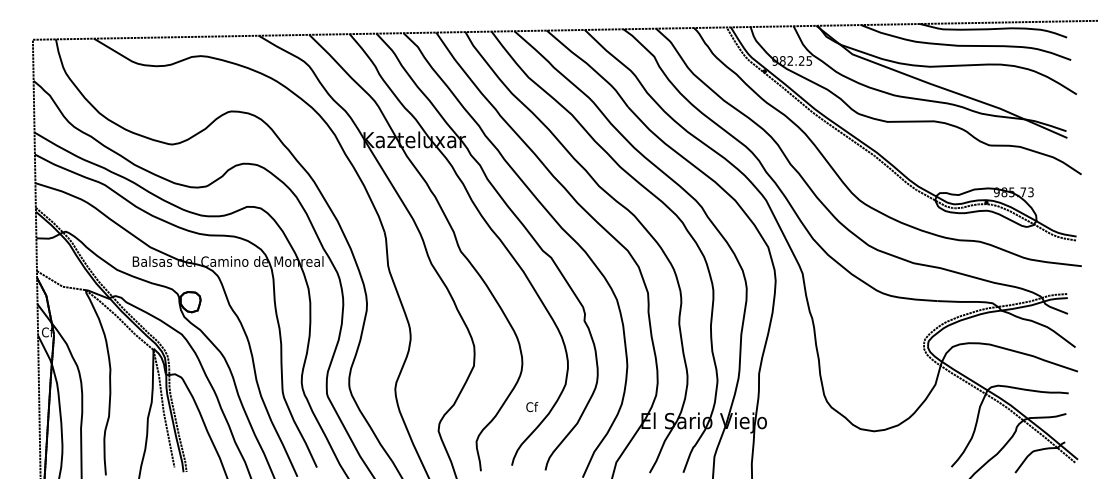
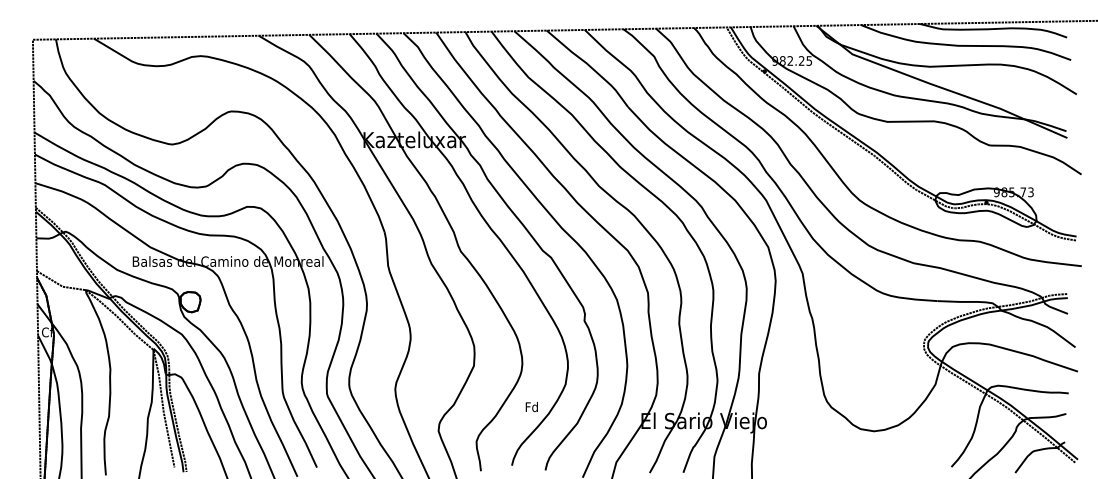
text: Cf -> Fd (531, 407)
